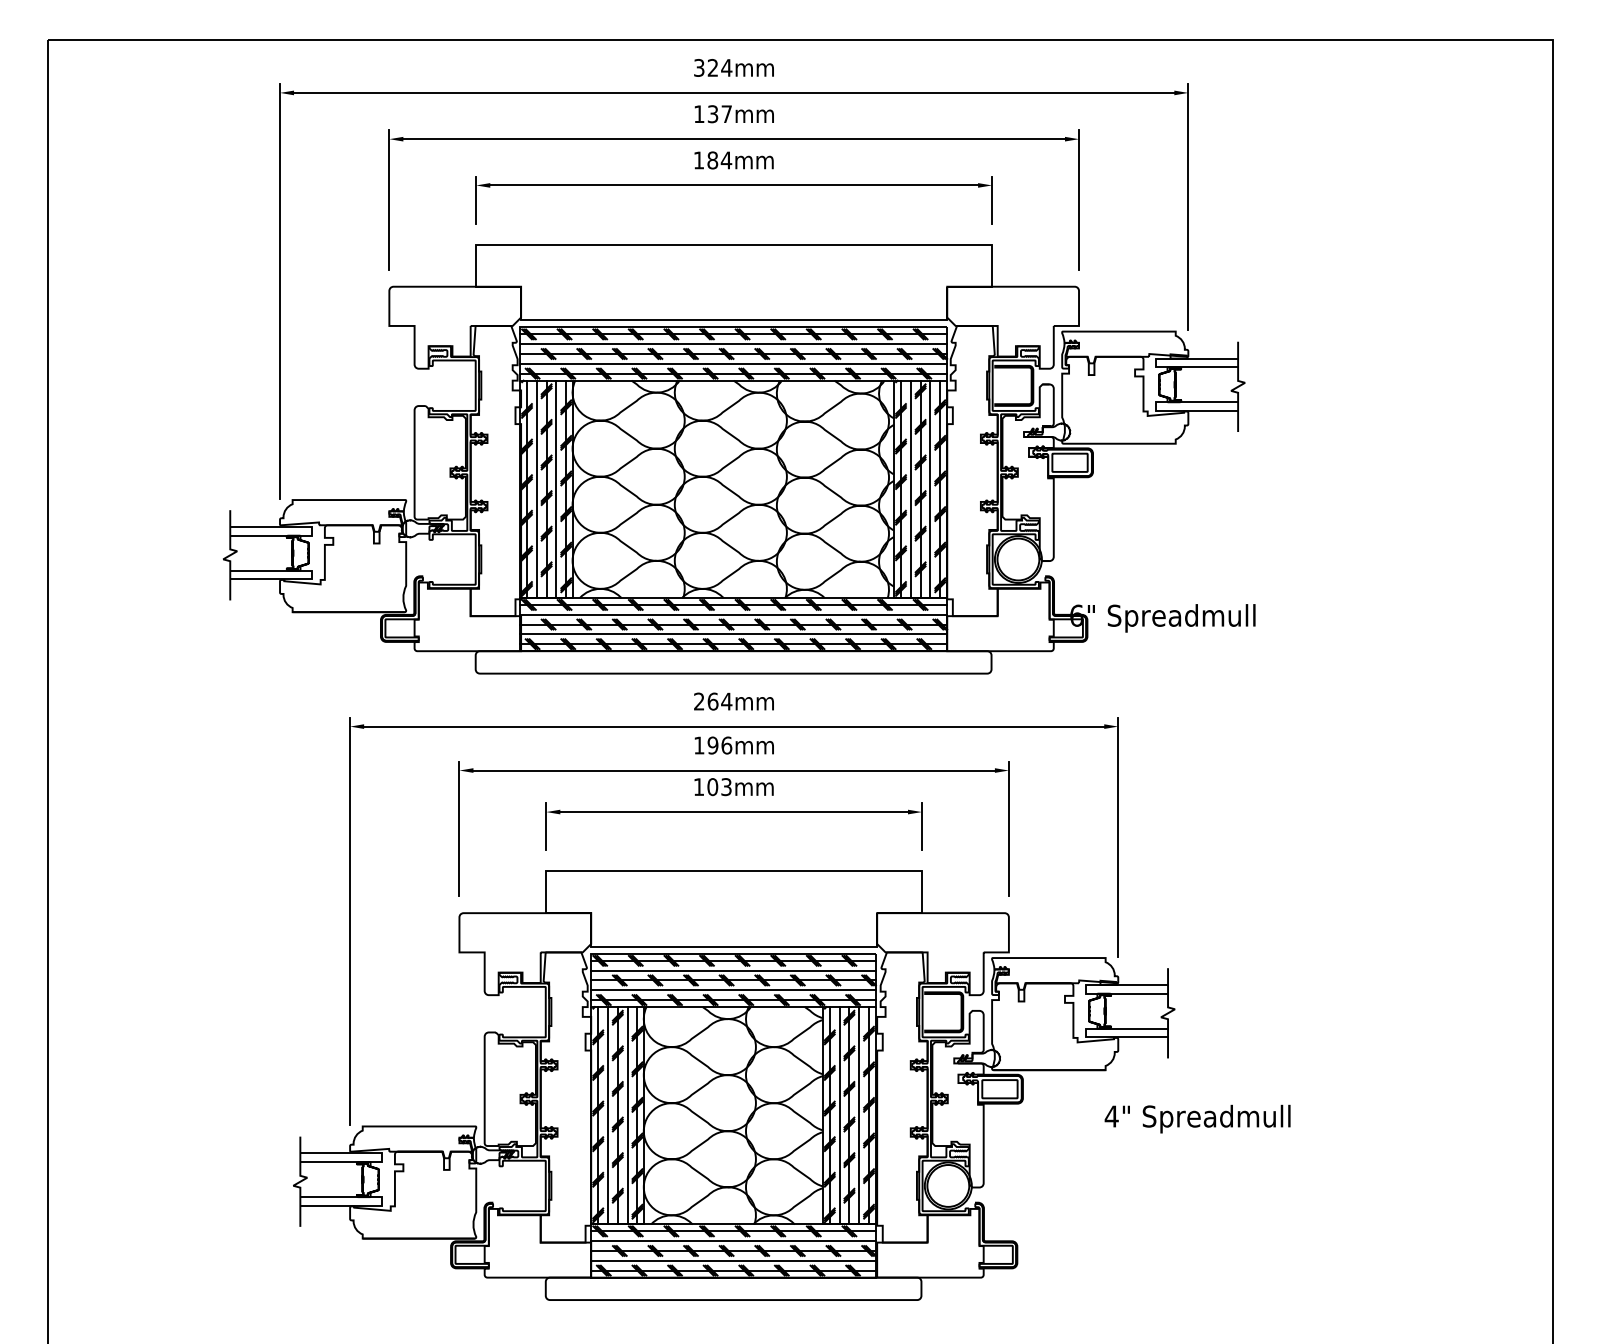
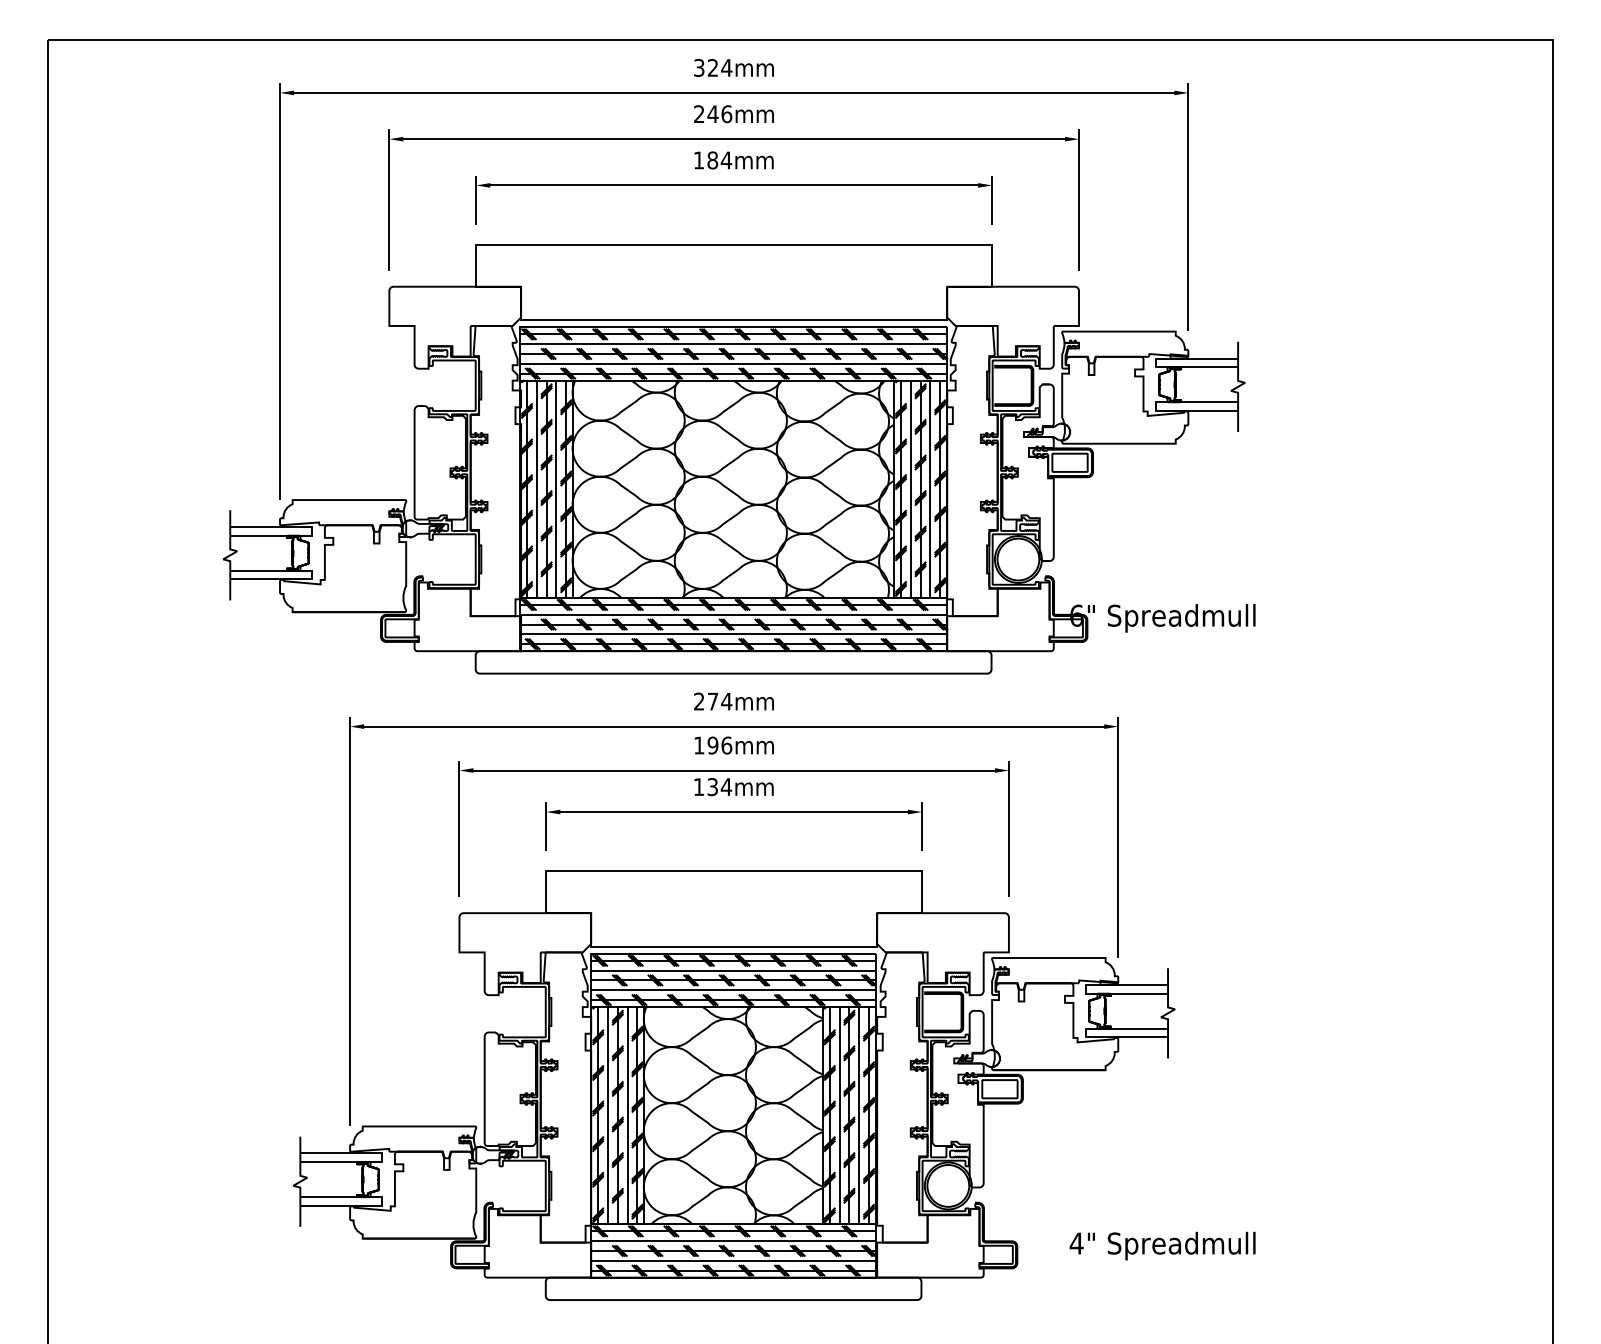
text: 137mm -> 246mm (713, 114)
text: 264mm -> 274mm (712, 701)
text: 103mm -> 134mm (719, 787)
text position: (1197, 1118) -> (1162, 1245) (1162, 1245)
